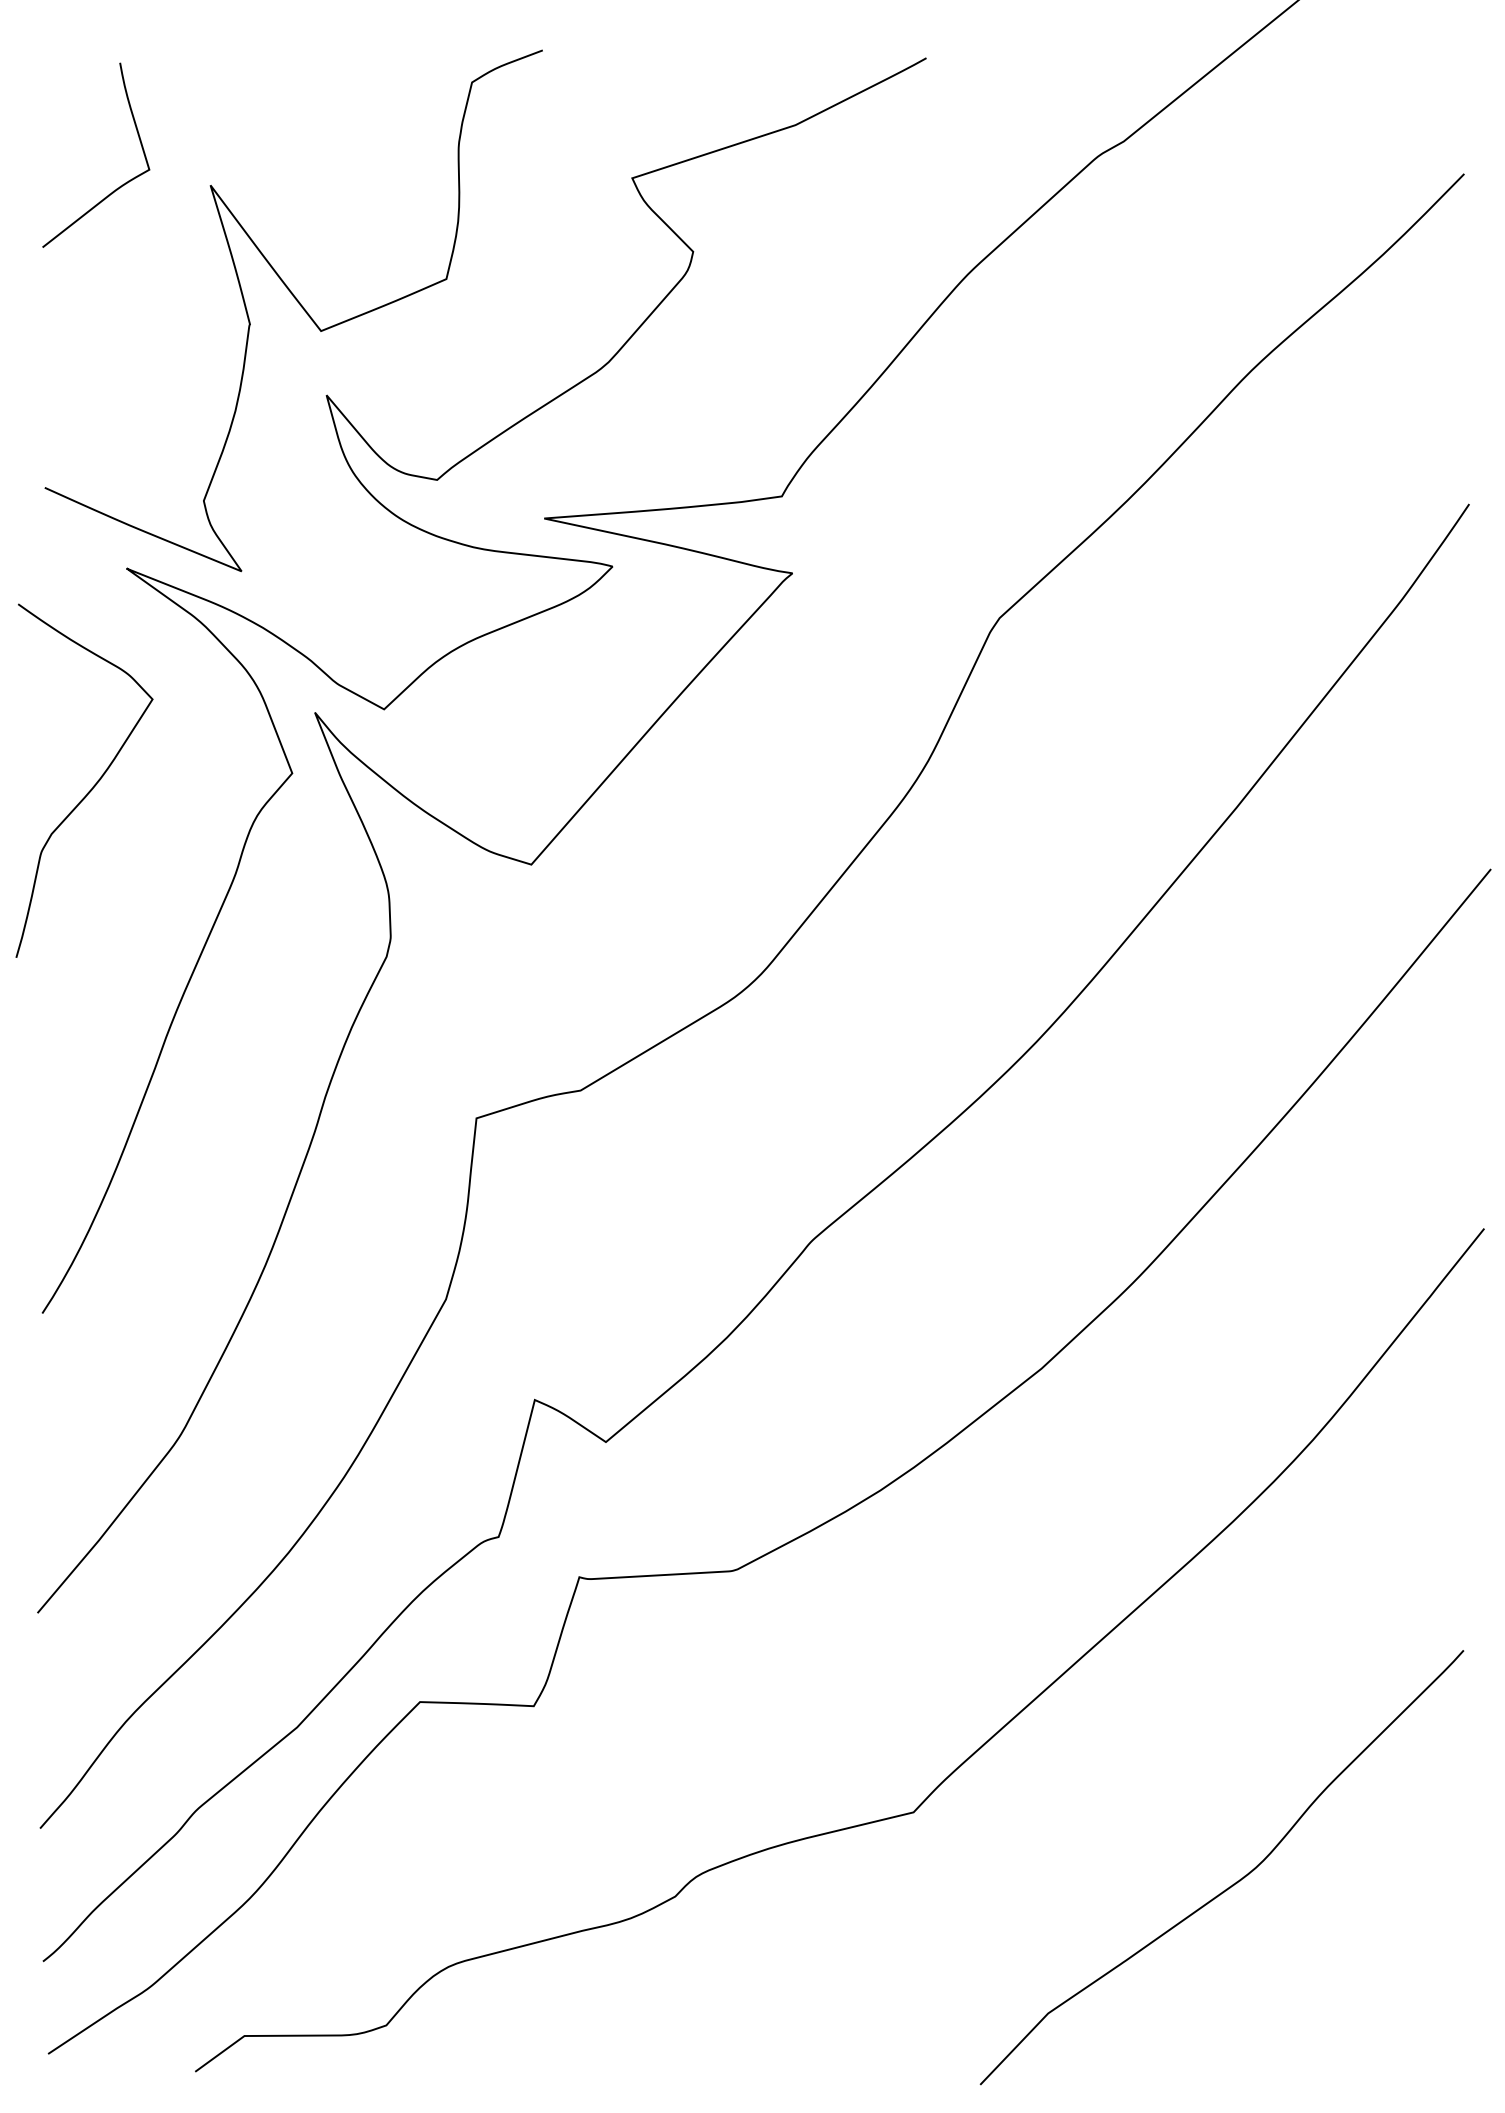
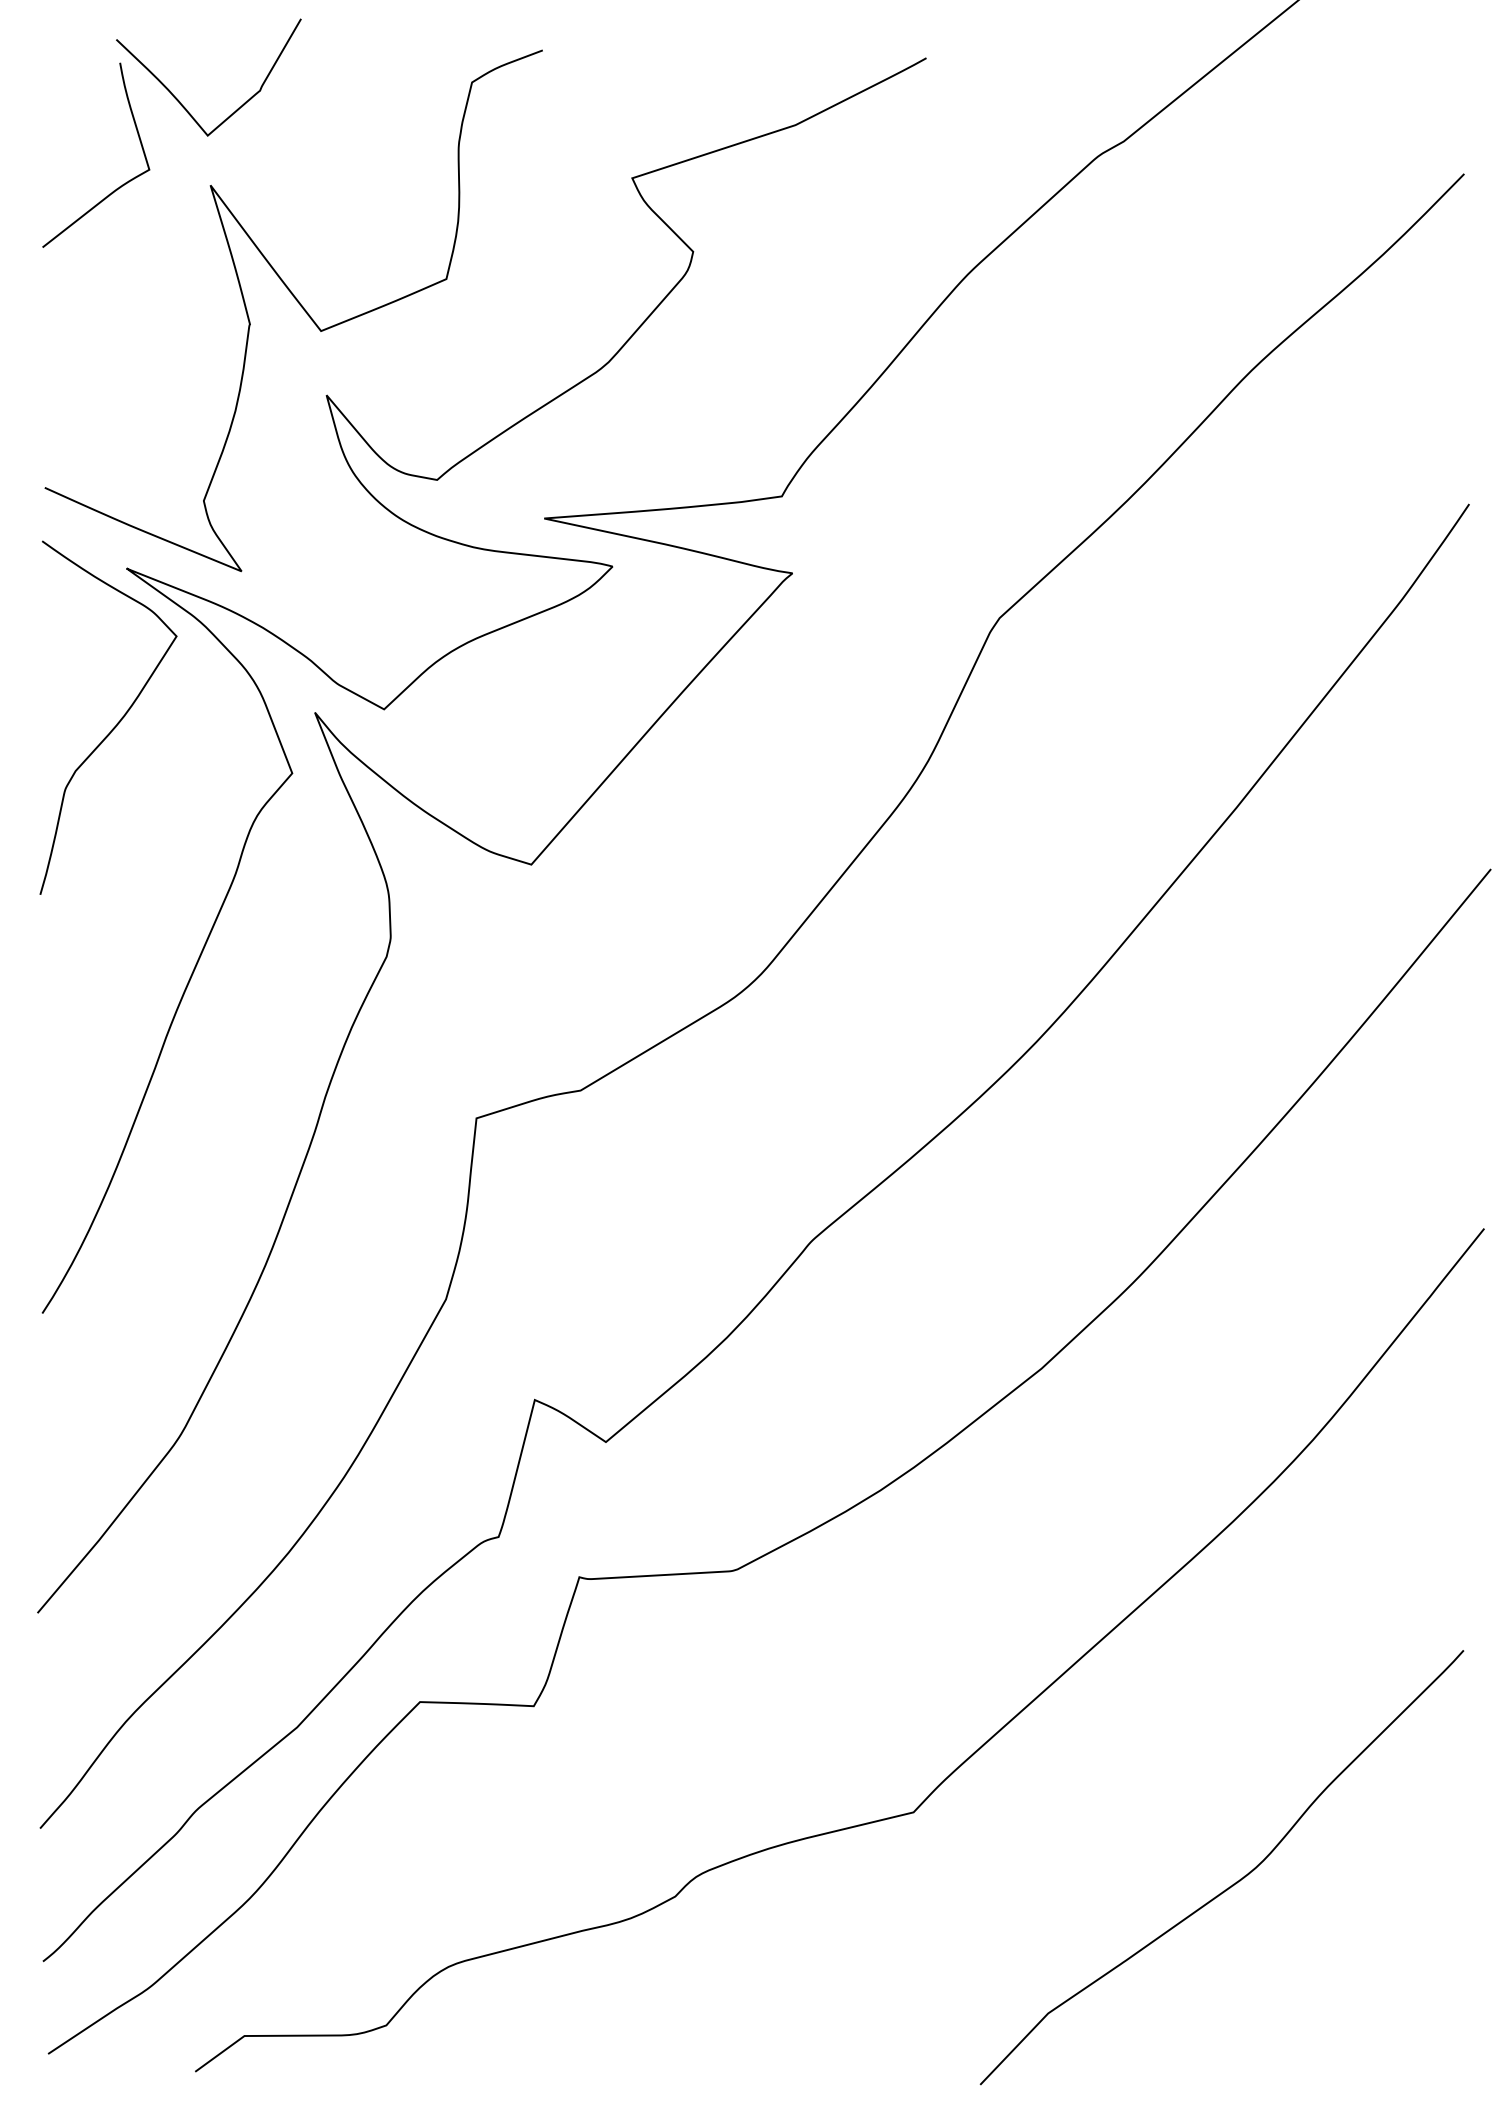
curve: none -> present (180, 101)
curve position: (93, 785) -> (117, 722) (117, 722)
